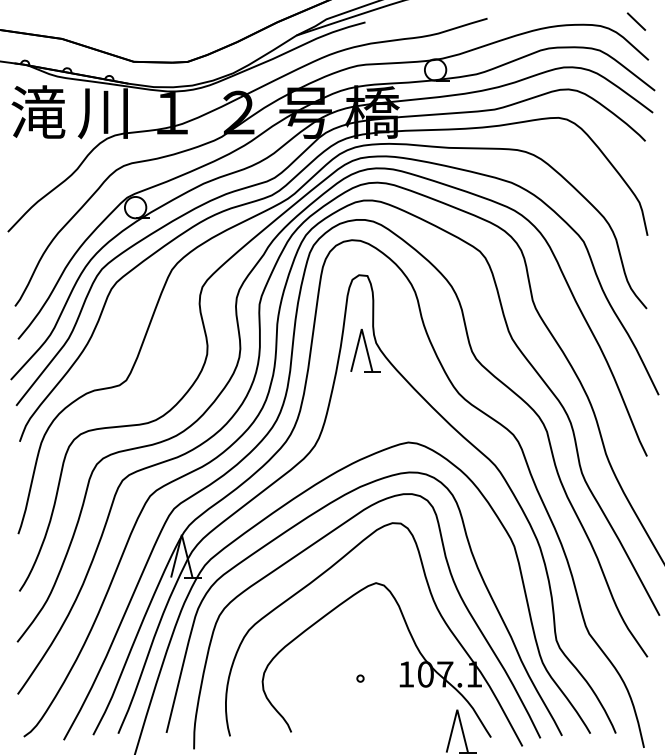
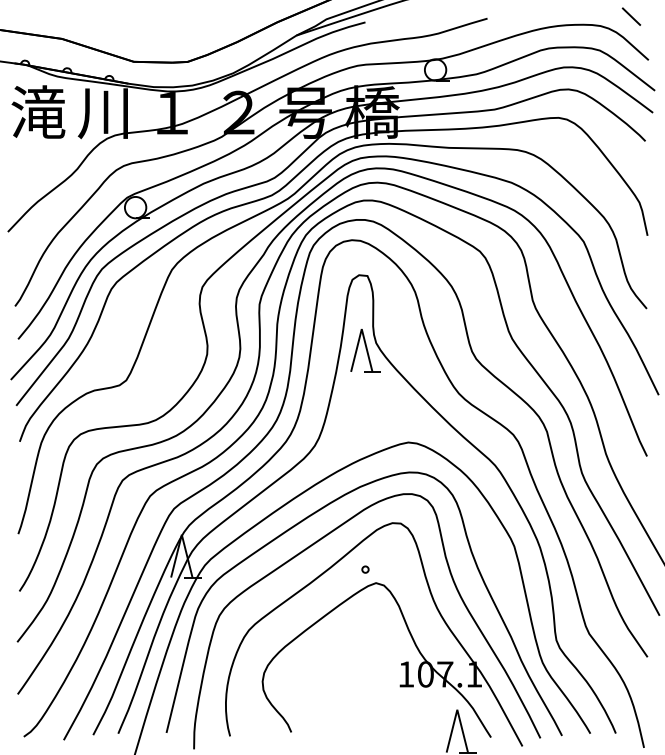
line position: (636, 21) -> (631, 16) (631, 16)
part position: (360, 678) -> (365, 569) (365, 569)
